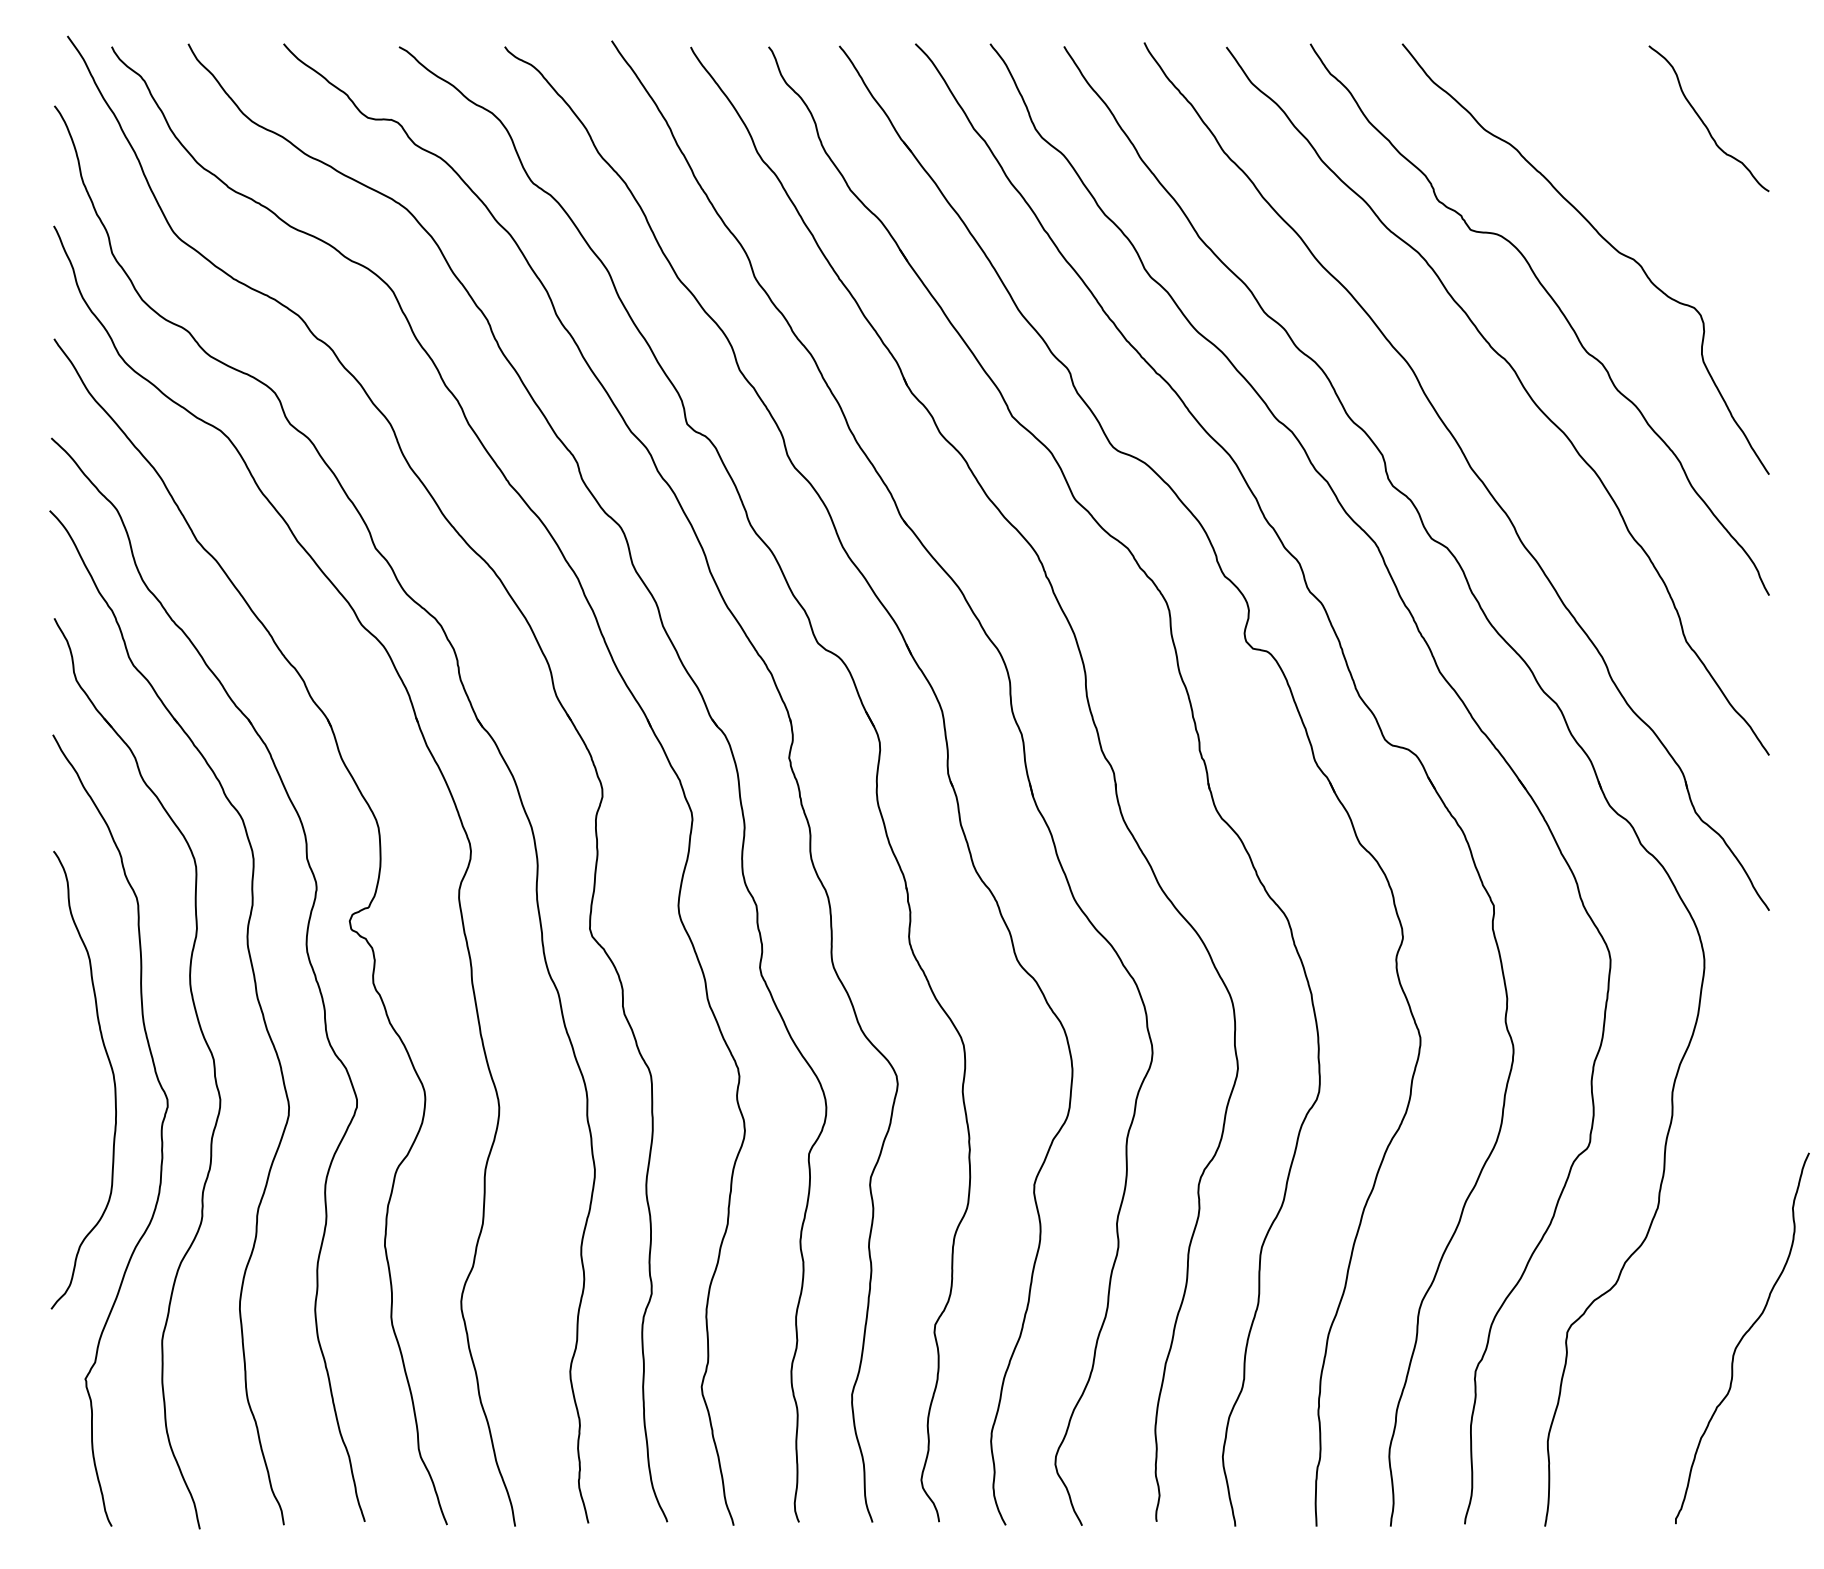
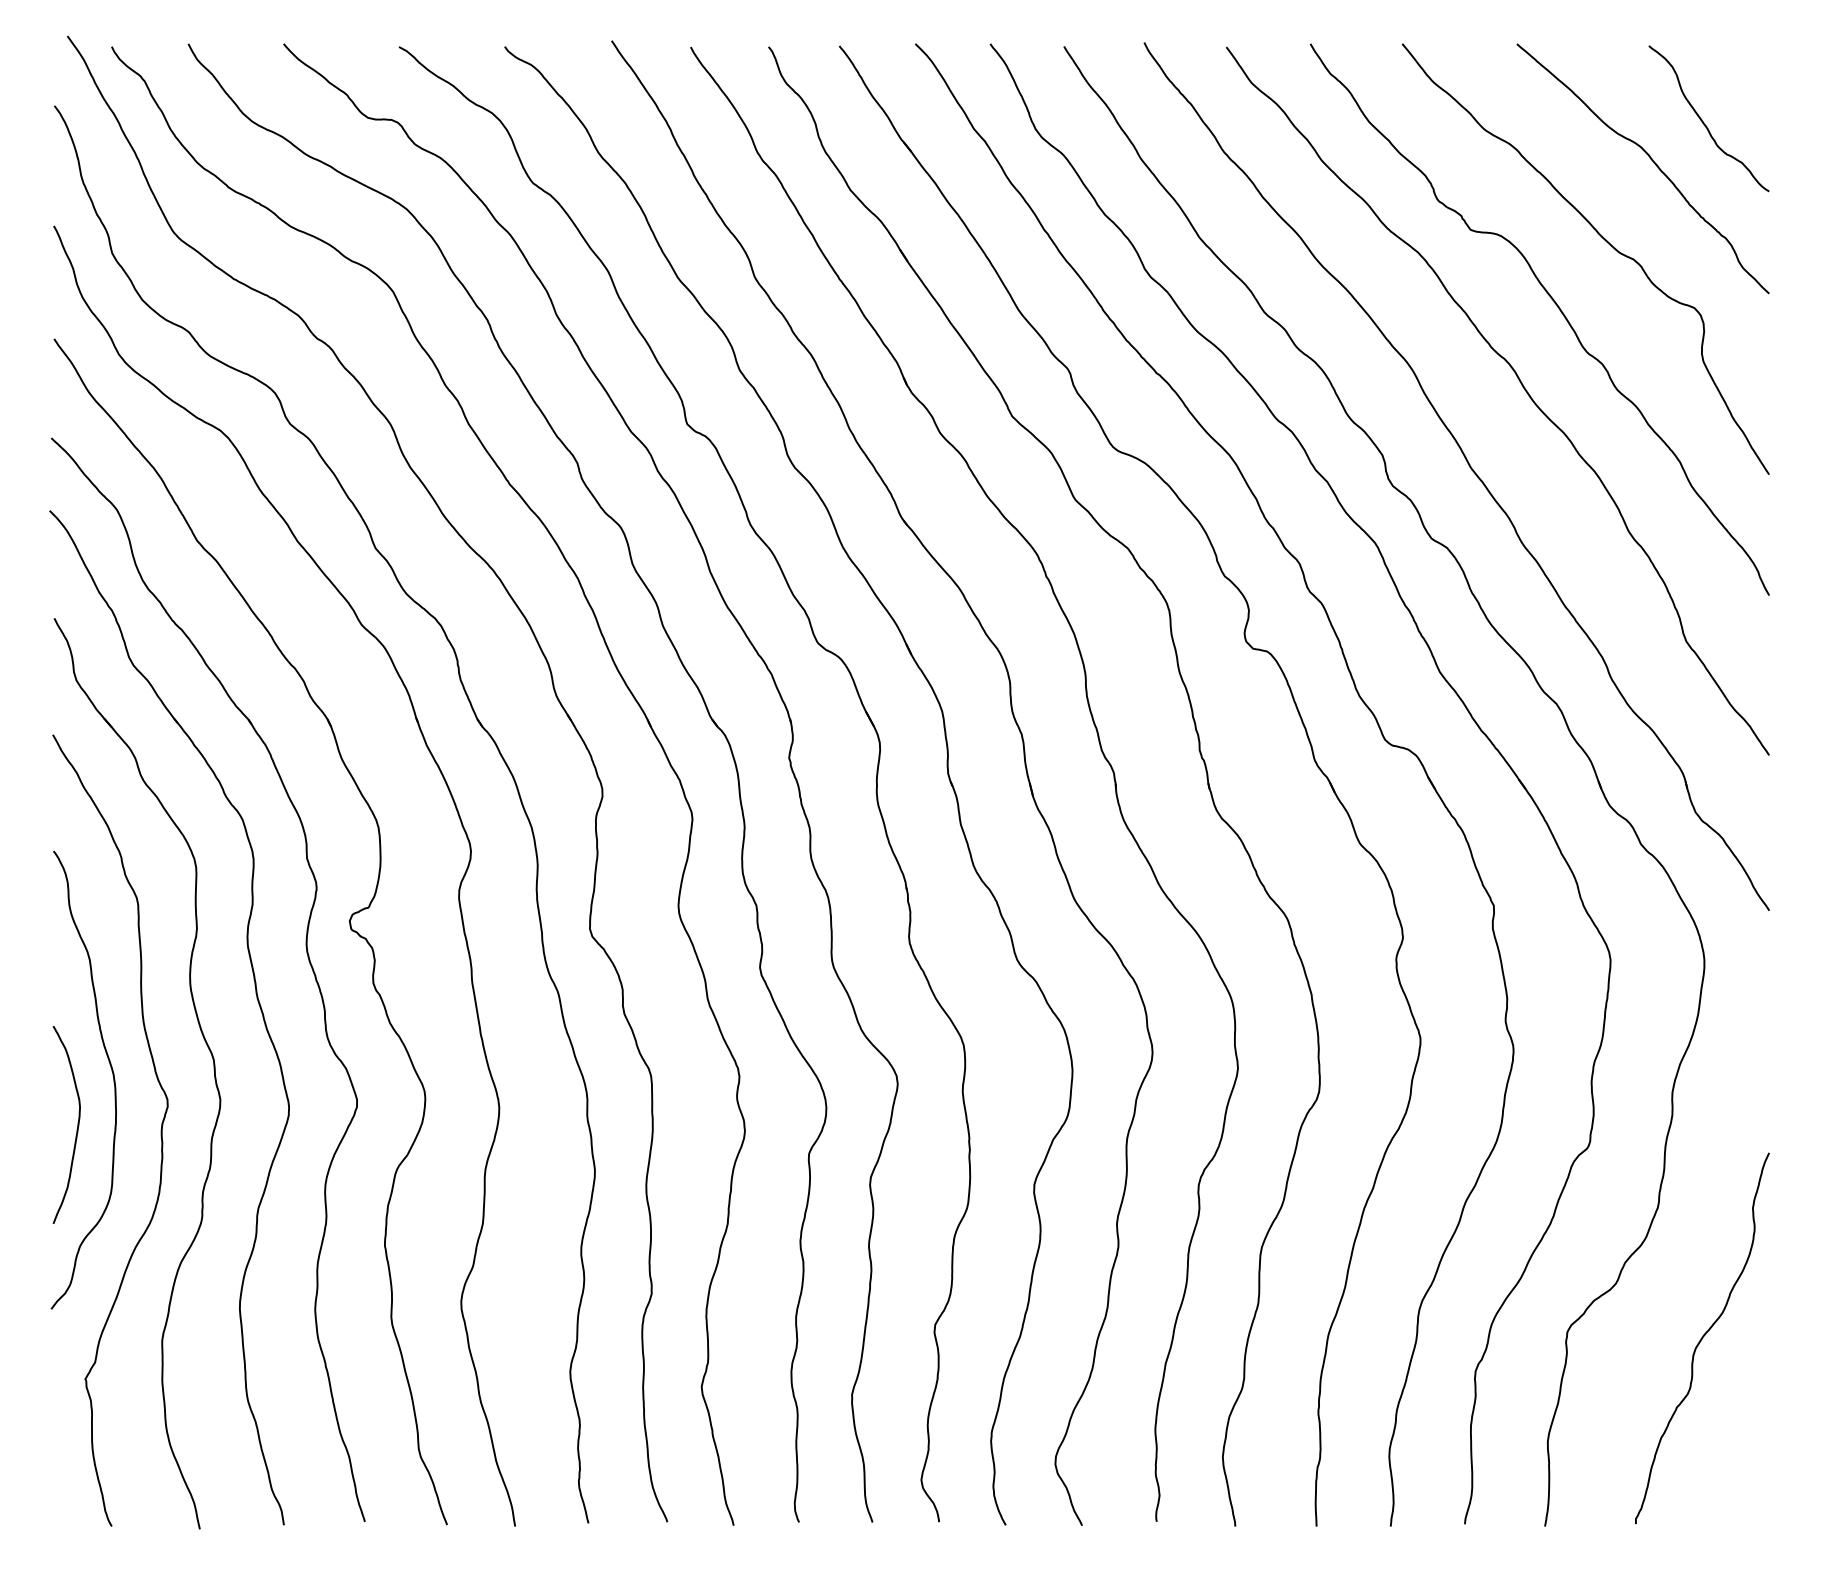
curve: none -> present (1650, 159)
curve: none -> present (77, 1124)
curve position: (1742, 1338) -> (1702, 1338) (1702, 1338)
